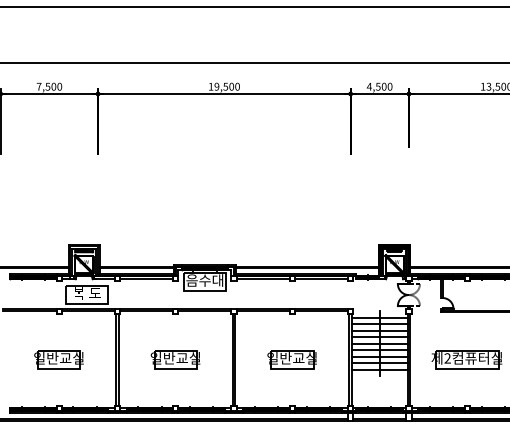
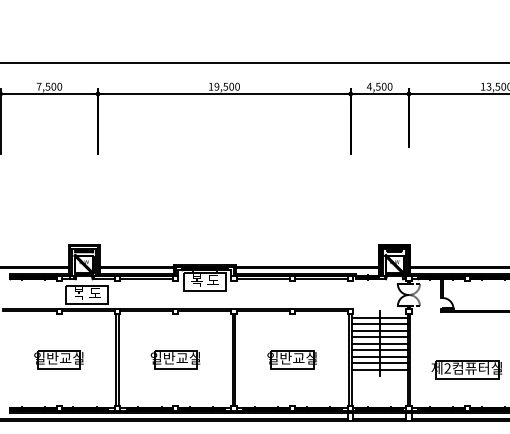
line: present -> none (254, 7)
text: 음수대 -> 복 도 (204, 280)
part position: (466, 359) -> (466, 369) (466, 369)
